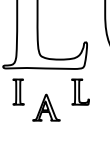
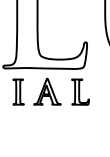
part position: (46, 107) -> (47, 91) (47, 91)
